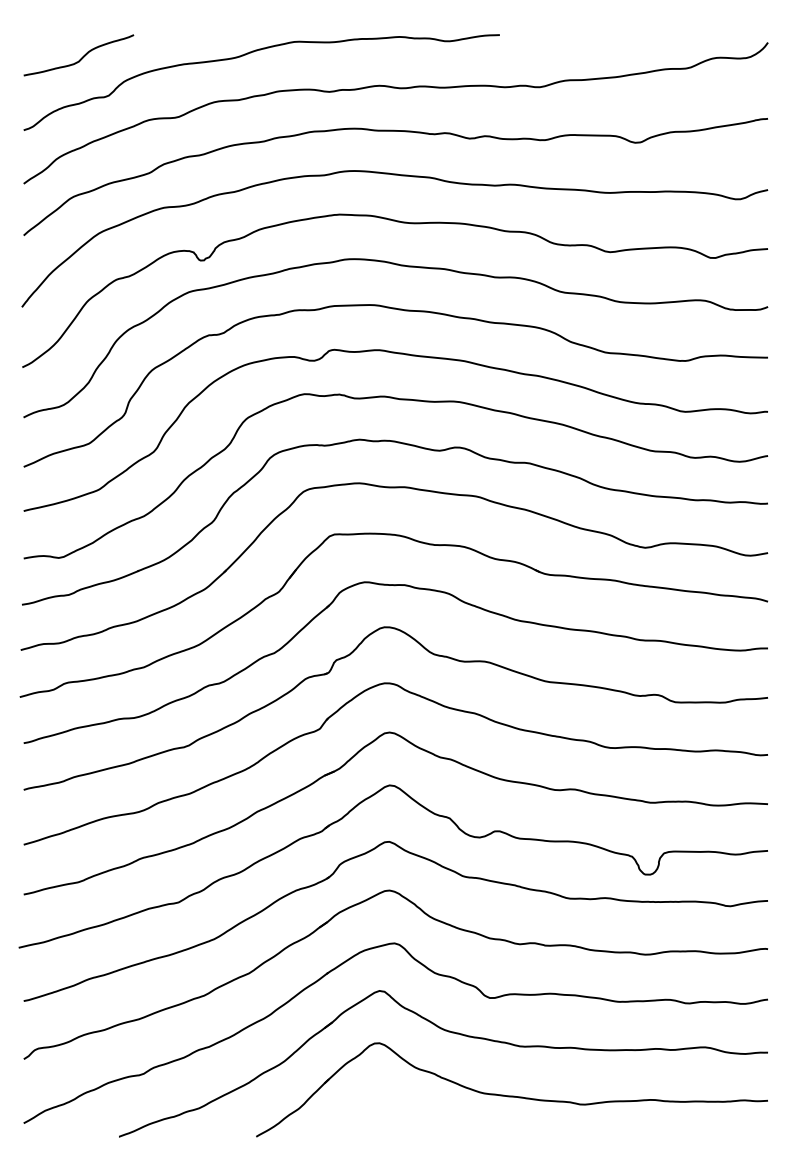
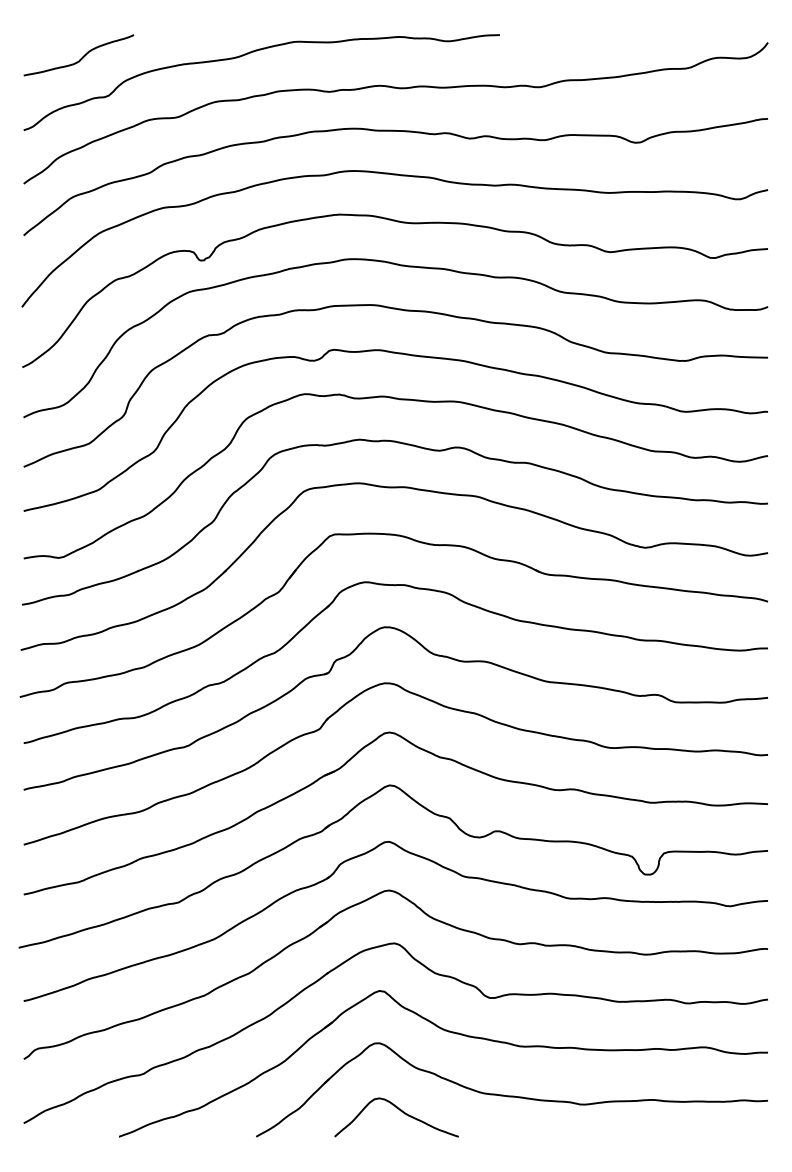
curve: none -> present (400, 1111)
